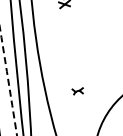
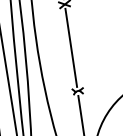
line: none -> present (71, 47)
arc: dashed -> solid (8, 81)
line: none -> present (80, 113)
